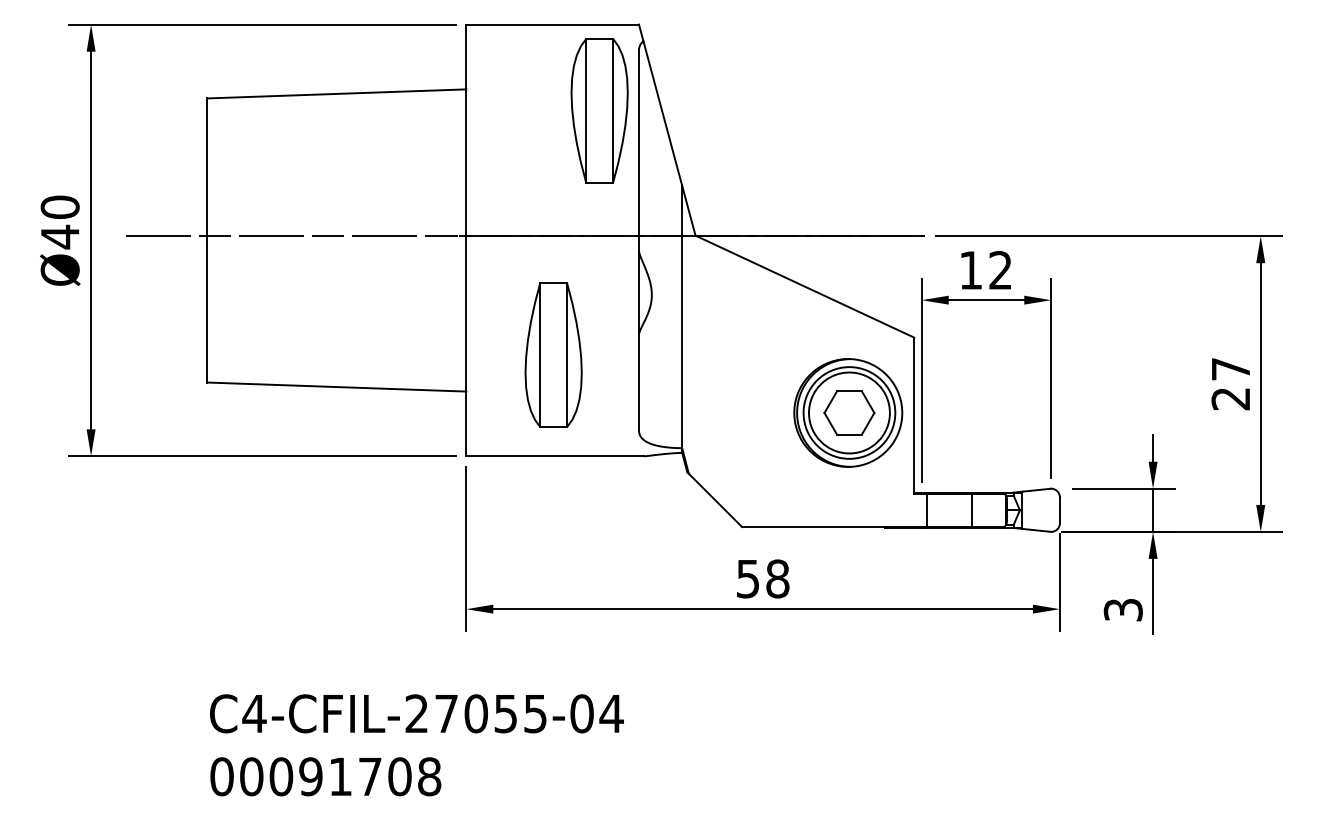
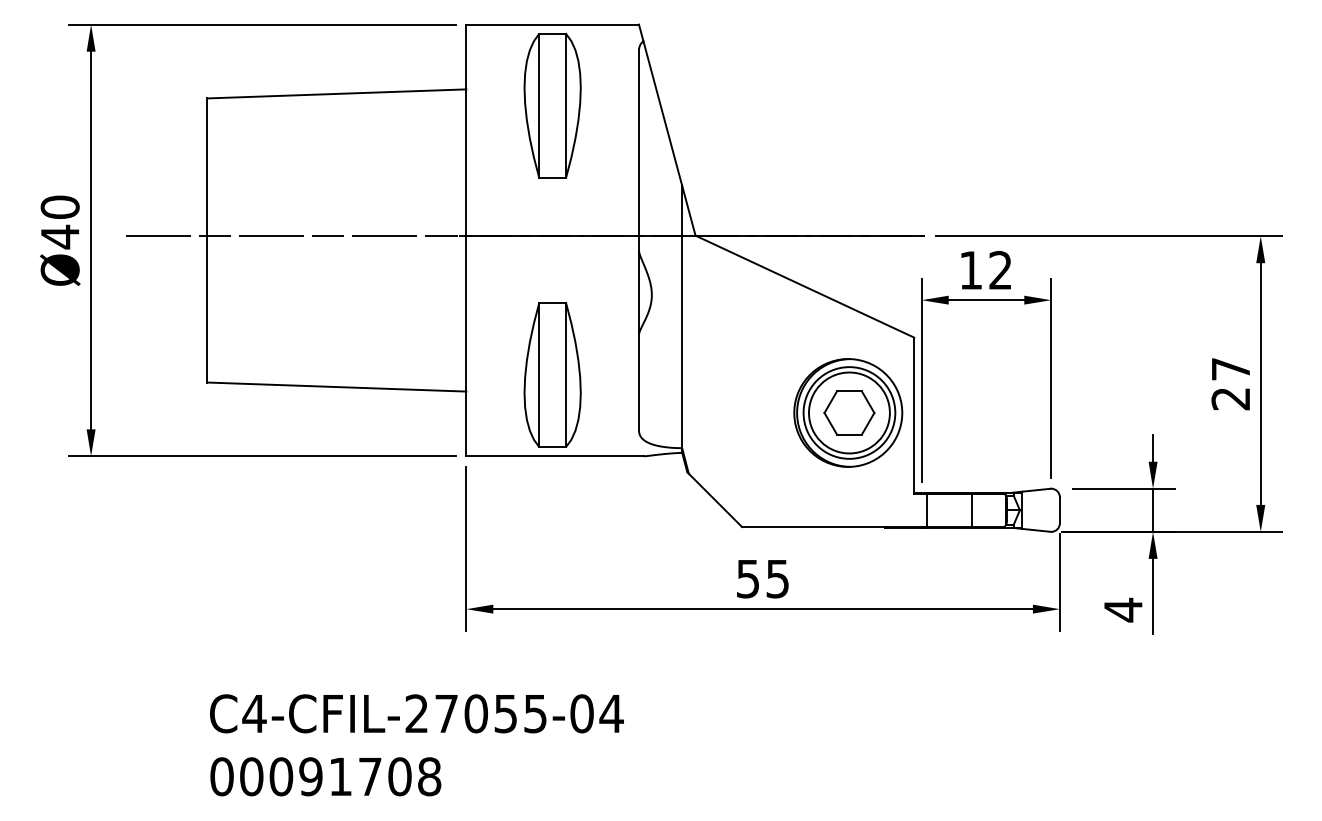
part position: (599, 110) -> (552, 105) (552, 105)
part position: (553, 354) -> (552, 374) (552, 374)
text: 58 -> 55 (777, 578)
text: 3 -> 4 (1122, 609)
